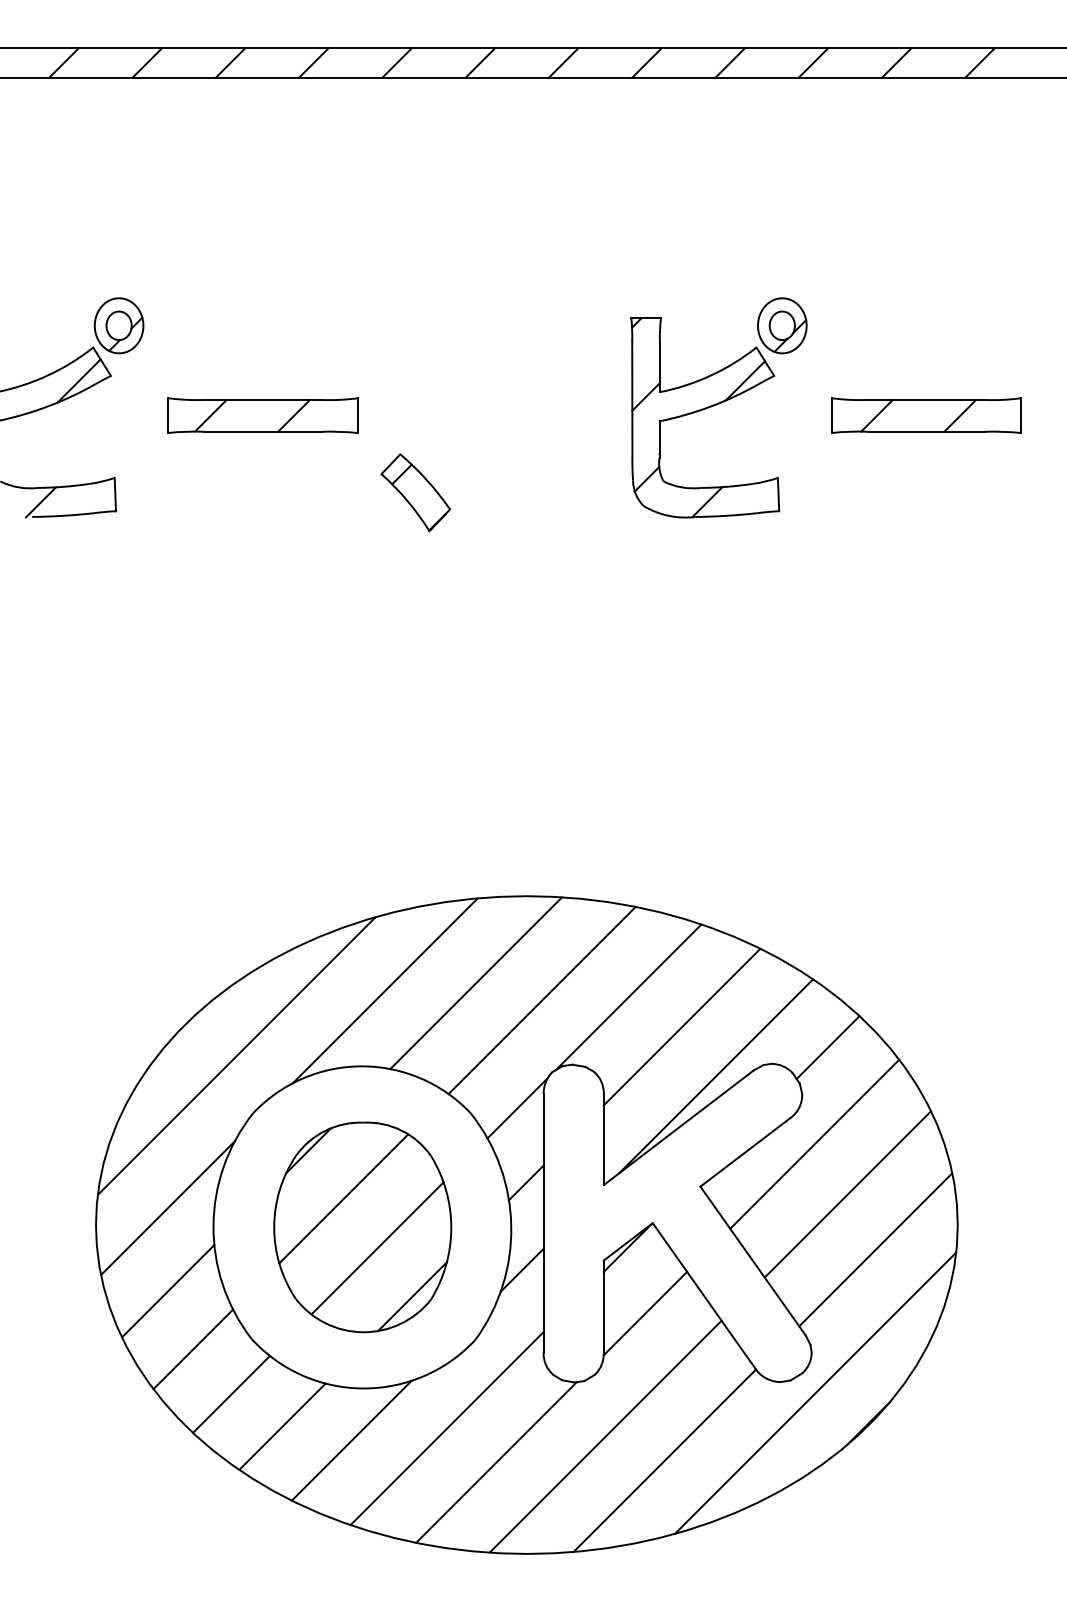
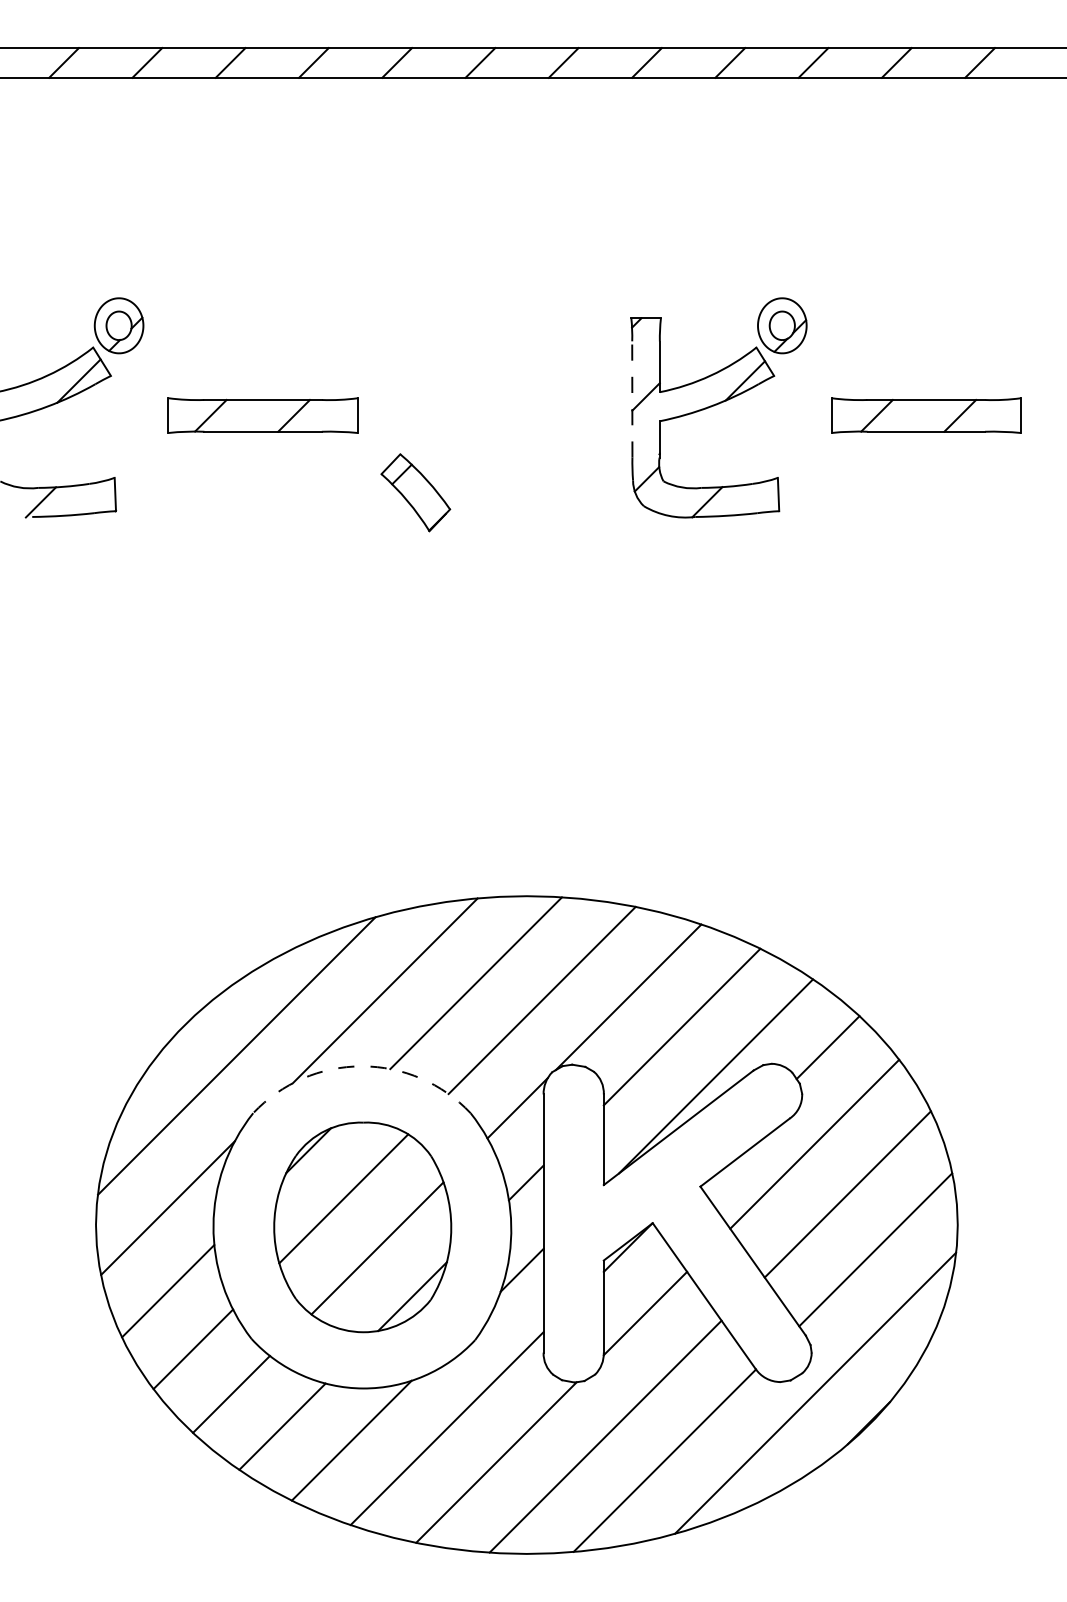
line: solid -> dashed (632, 398)
arc: solid -> dashed (361, 1066)
